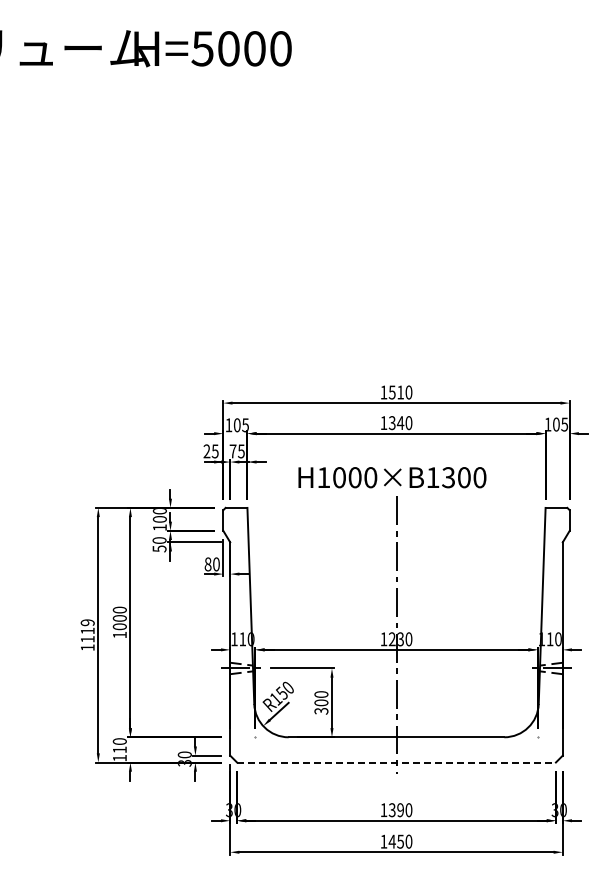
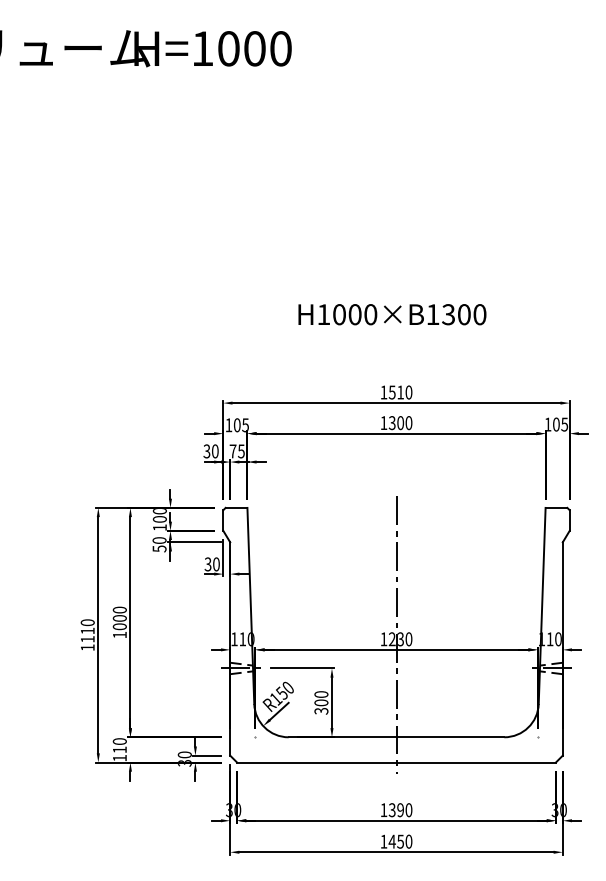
text: H=5000 -> H=1000 (202, 48)
text: 1340 -> 1300 (400, 423)
text: 25 -> 30 (210, 451)
text position: (392, 477) -> (392, 314) (392, 314)
text: 80 -> 30 (207, 564)
text: 1119 -> 1110 (87, 622)
line: dashed -> solid (397, 762)
